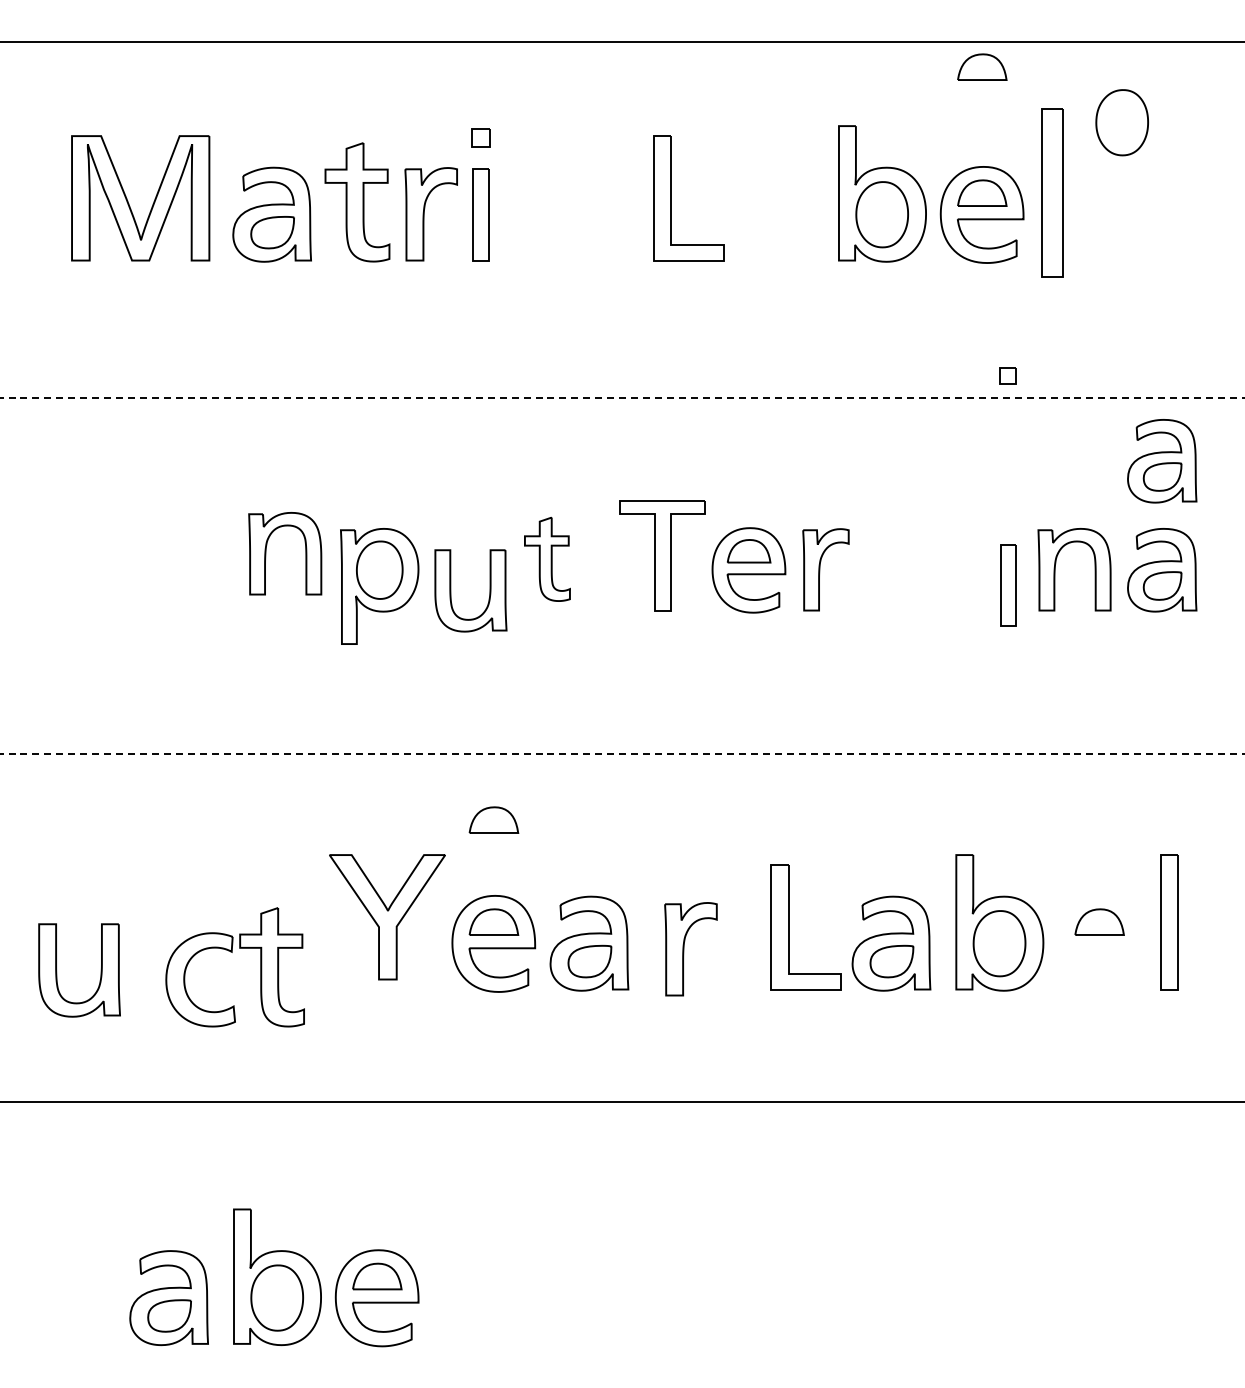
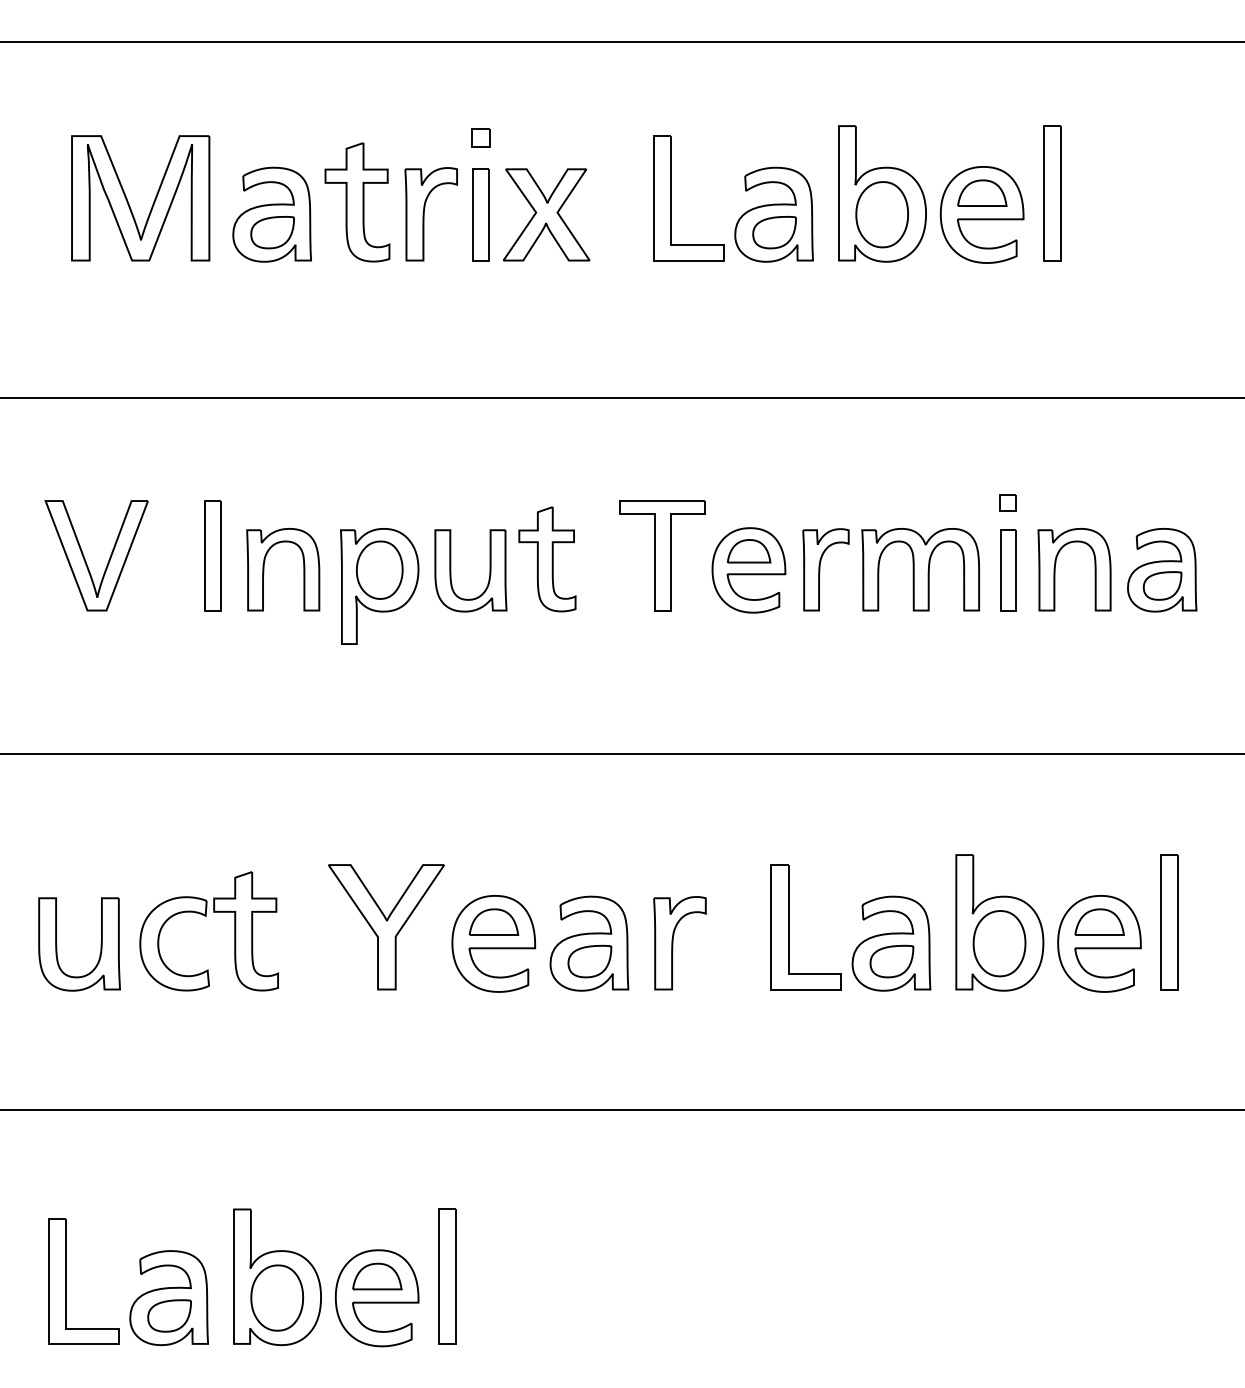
part: present -> none (982, 66)
part: present -> none (1121, 122)
part size: 23x170 px -> 19x137 px (1052, 193)
part: none -> present (546, 214)
part: none -> present (773, 214)
part position: (1007, 375) -> (1007, 502) (1007, 502)
line: dashed -> solid (622, 397)
part: present -> none (1162, 461)
part position: (266, 553) -> (264, 569) (264, 569)
part: none -> present (212, 555)
part: none -> present (85, 558)
part size: 47x86 px -> 59x107 px (547, 559)
part: none -> present (920, 569)
part position: (1008, 585) -> (1008, 570) (1008, 570)
part position: (451, 590) -> (451, 570) (451, 570)
line: dashed -> solid (622, 753)
part: present -> none (493, 819)
part position: (387, 917) -> (386, 927) (386, 927)
part: none -> present (1099, 943)
part position: (690, 949) -> (679, 943) (679, 943)
part position: (232, 952) -> (206, 916) (206, 916)
part position: (100, 970) -> (100, 944) (100, 944)
line position: (621, 1101) -> (621, 1109) (621, 1109)
part: none -> present (447, 1276)
part: none -> present (66, 1281)
